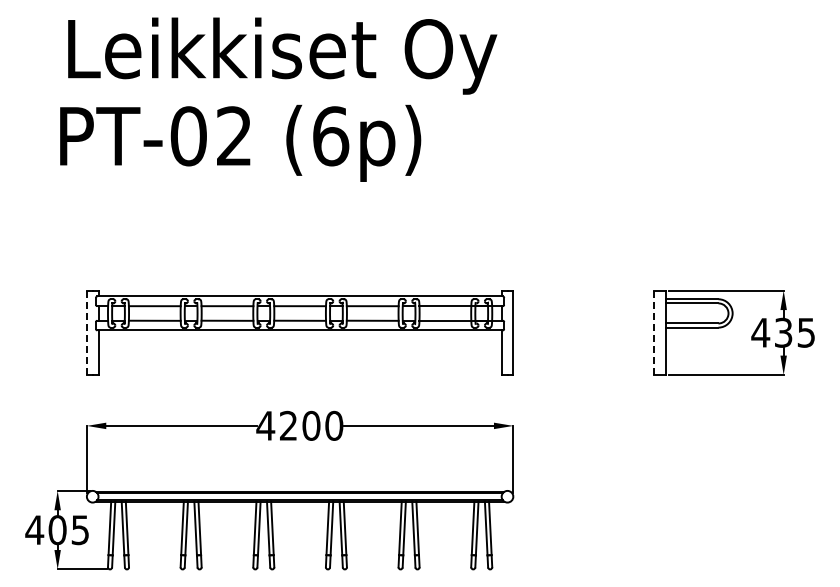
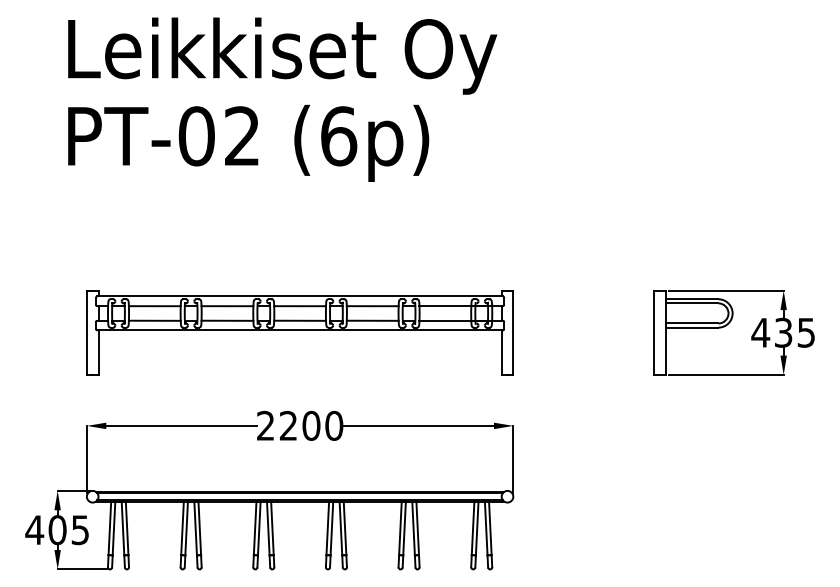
text position: (240, 142) -> (248, 142) (248, 142)
line: dashed -> solid (86, 333)
line: dashed -> solid (654, 333)
text: 4200 -> 2200 (265, 425)
